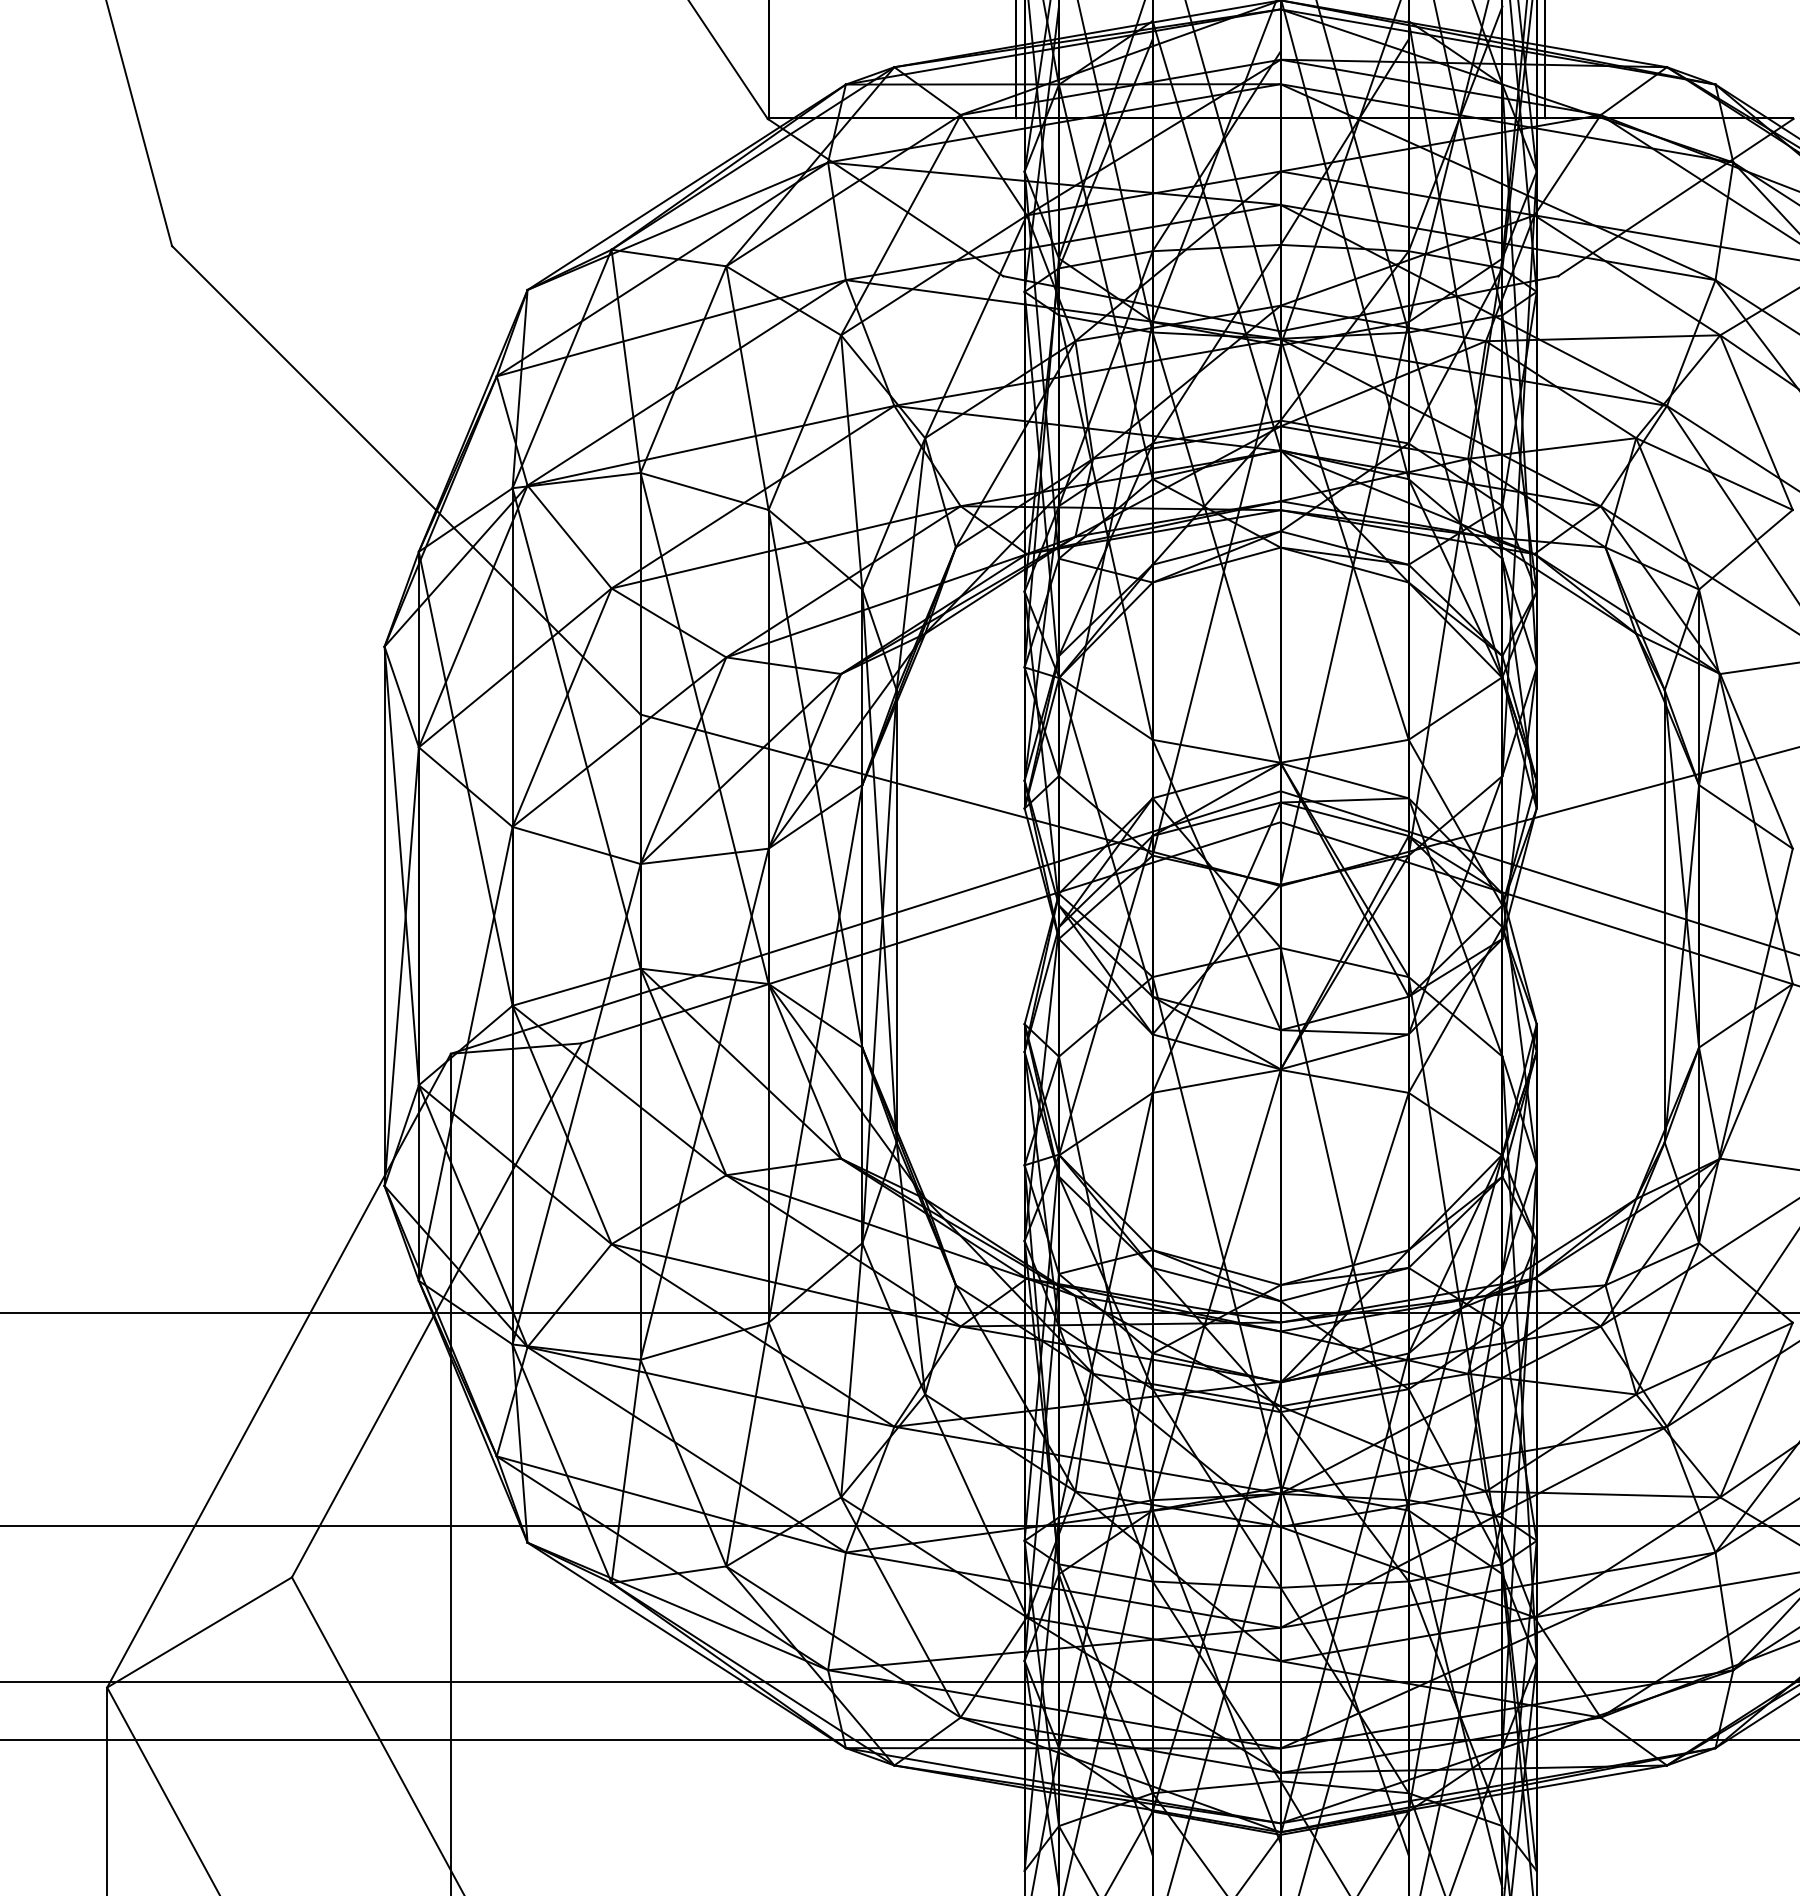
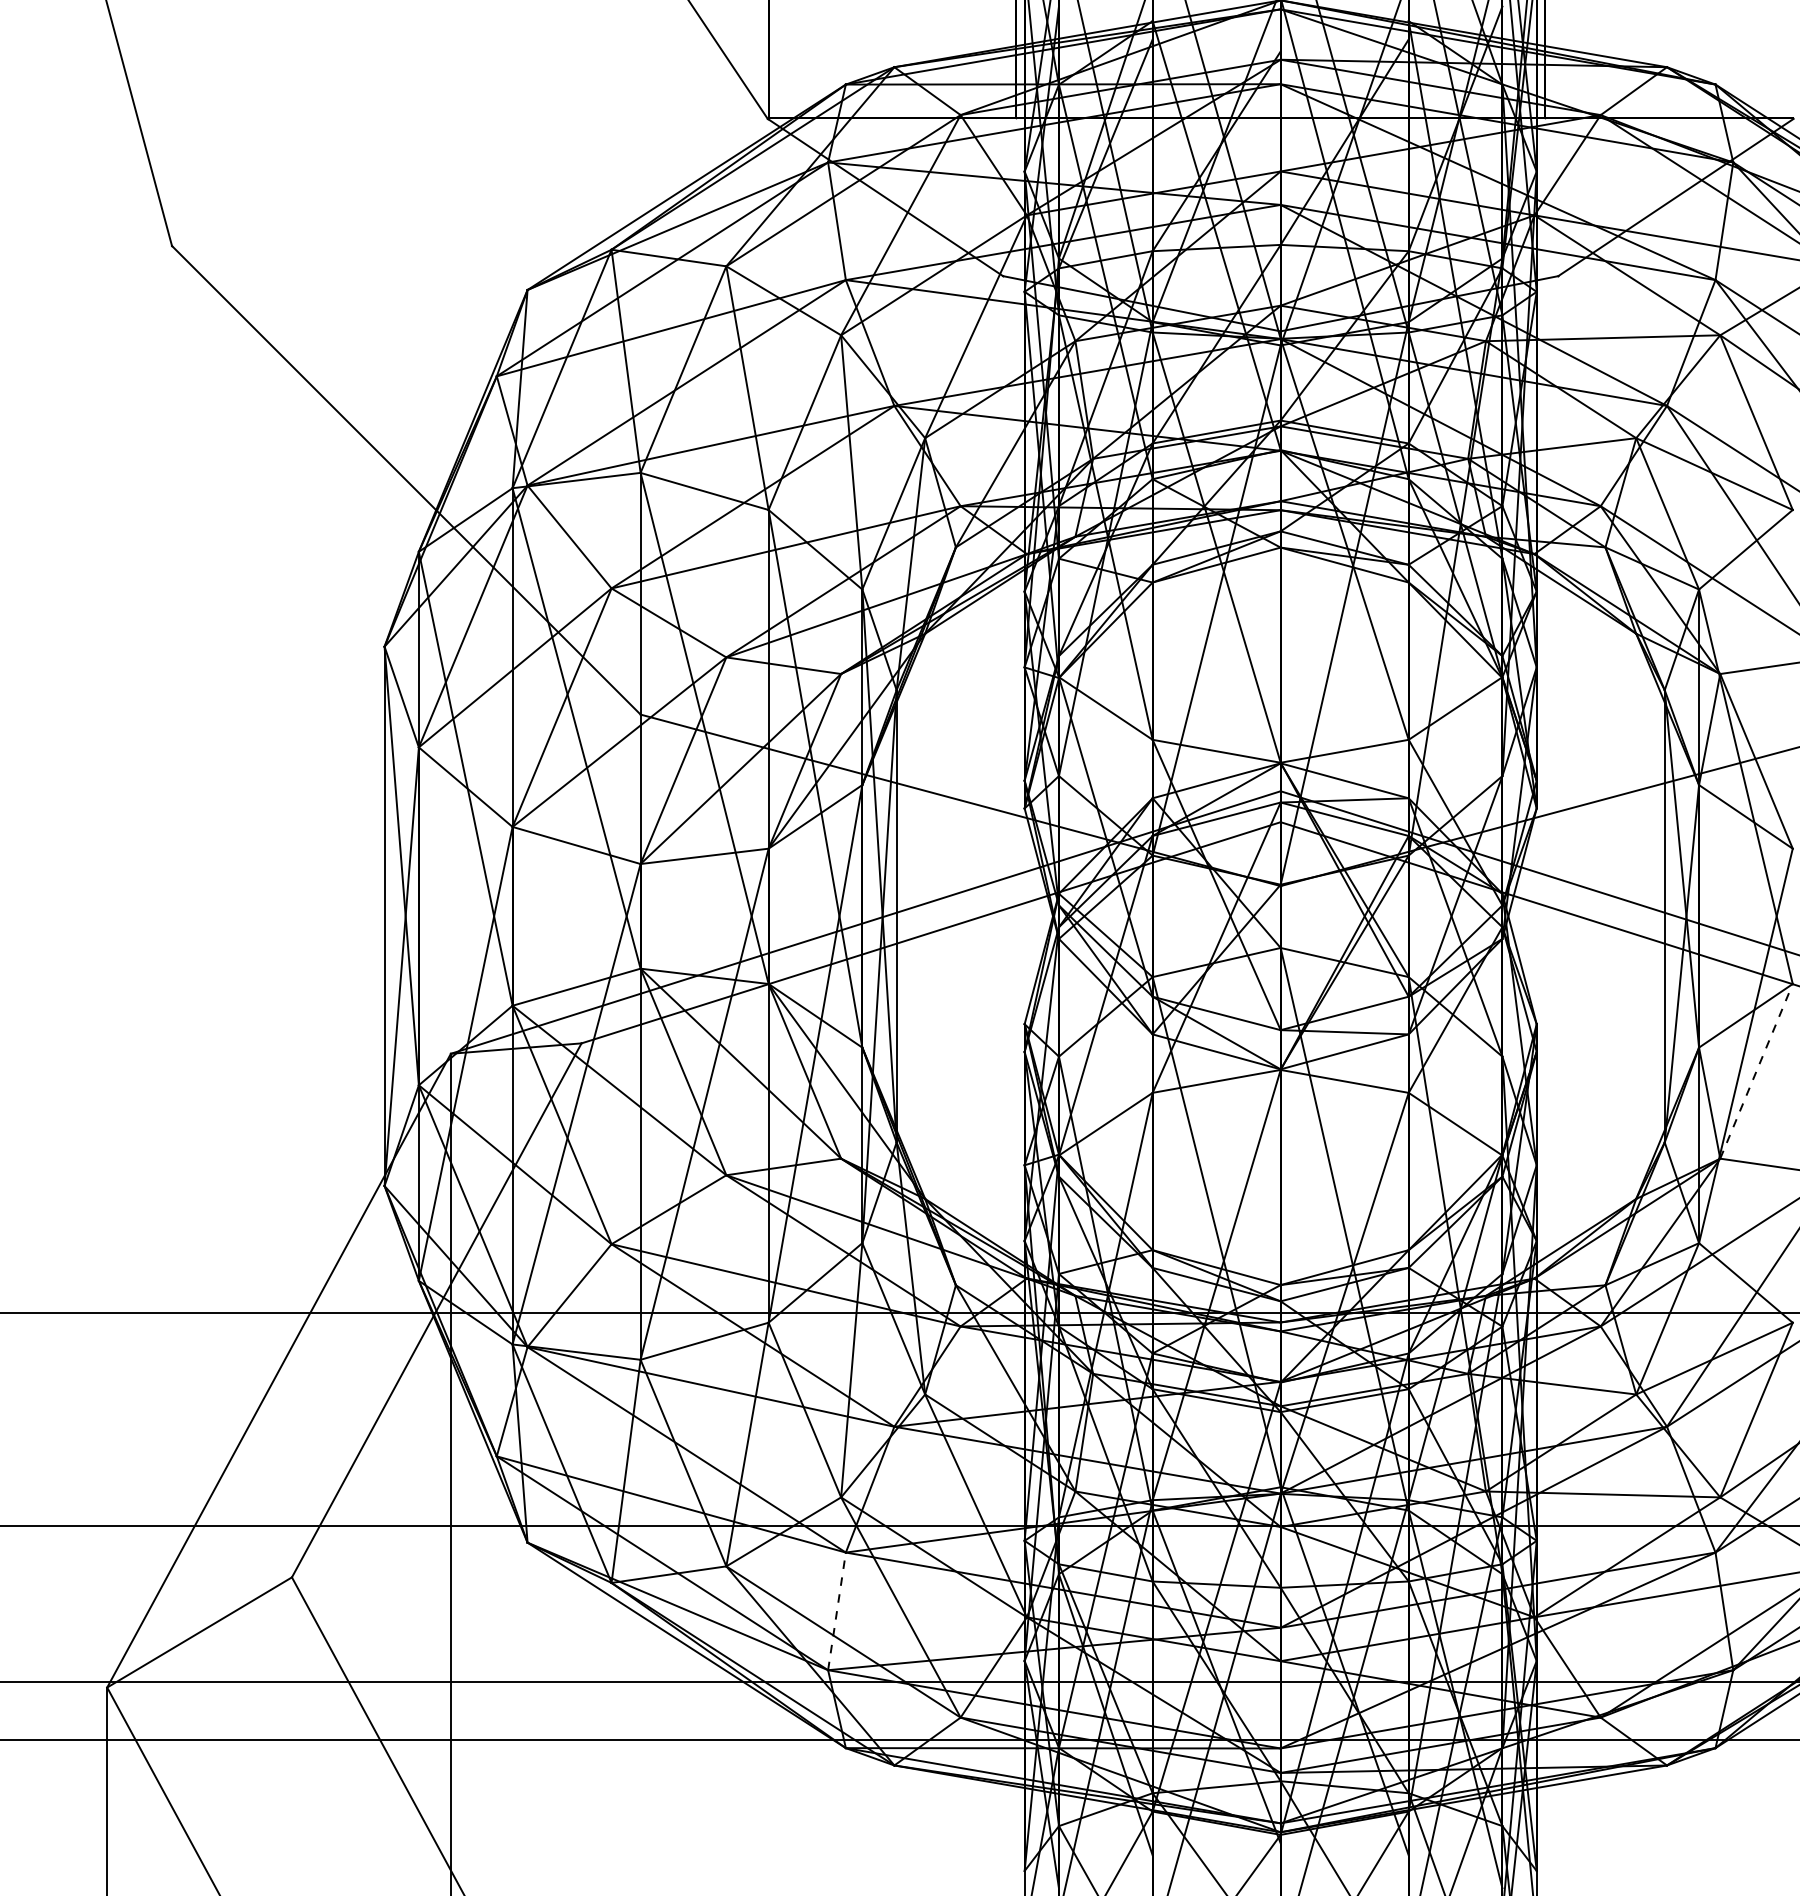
line: solid -> dashed (1756, 1071)
line: solid -> dashed (837, 1610)
